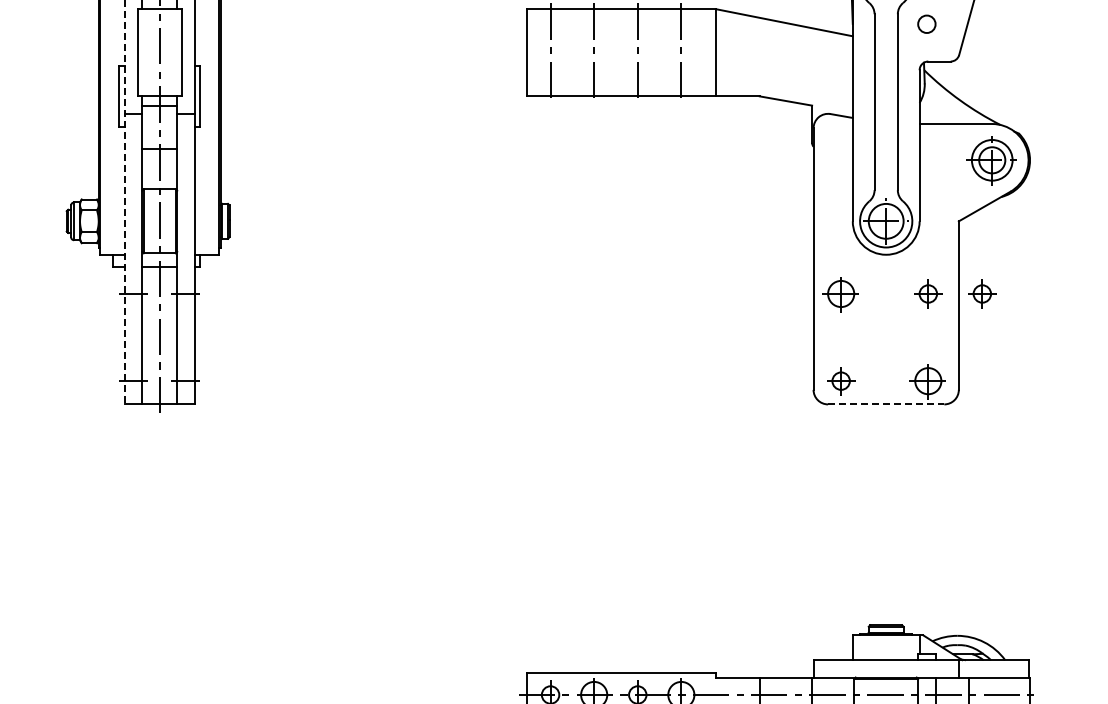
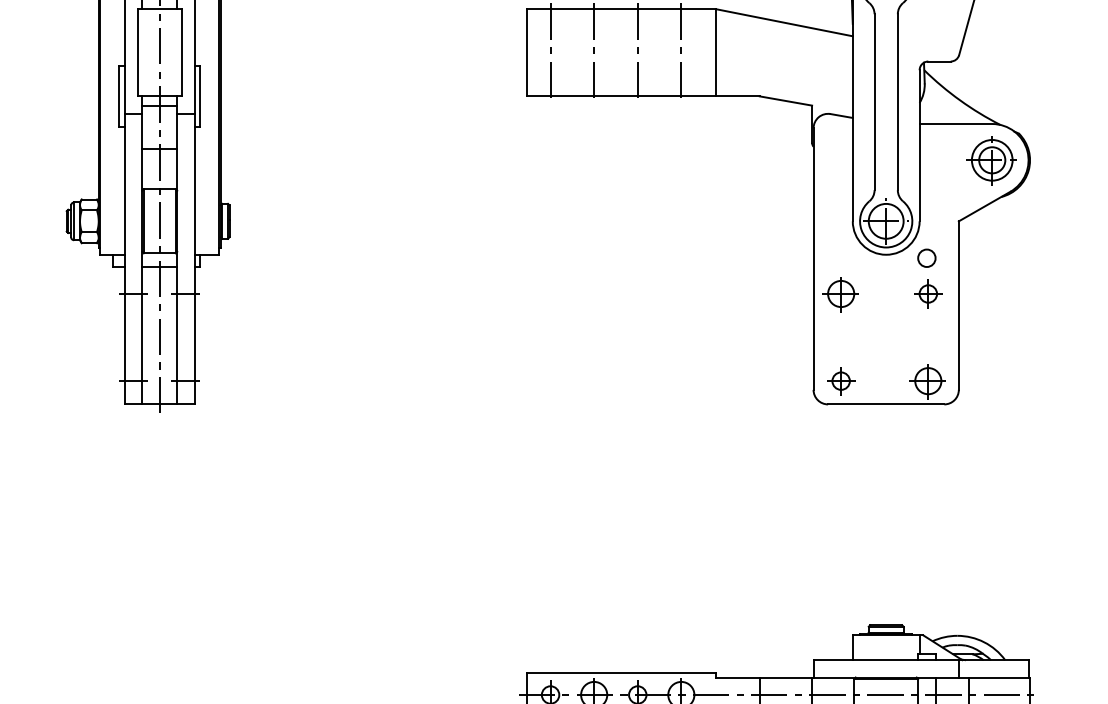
circle position: (926, 23) -> (926, 257) (926, 257)
line: dashed -> solid (124, 202)
part: present -> none (982, 293)
line: dashed -> solid (886, 404)
